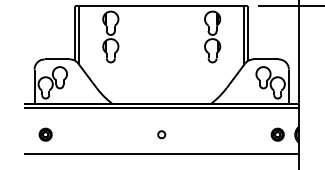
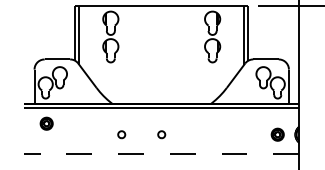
part position: (45, 134) -> (46, 123) (46, 123)
part: none -> present (121, 134)
line: solid -> dashed (161, 153)
